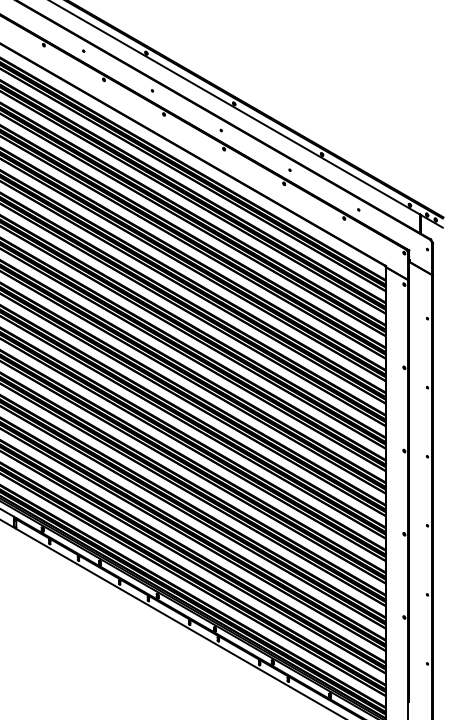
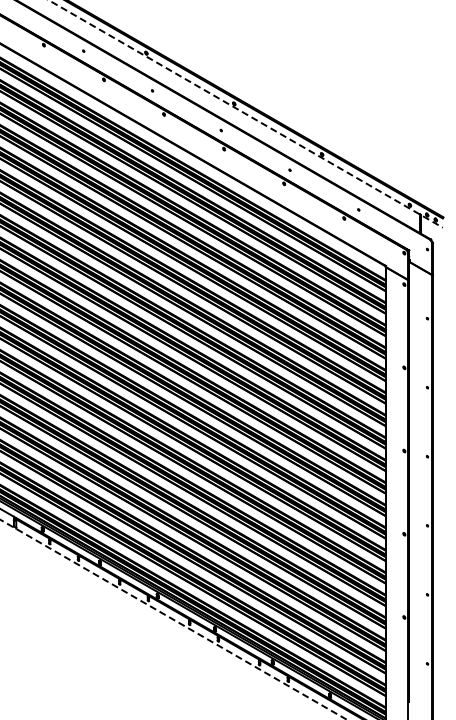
line: solid -> dashed (246, 114)
line: solid -> dashed (173, 619)
